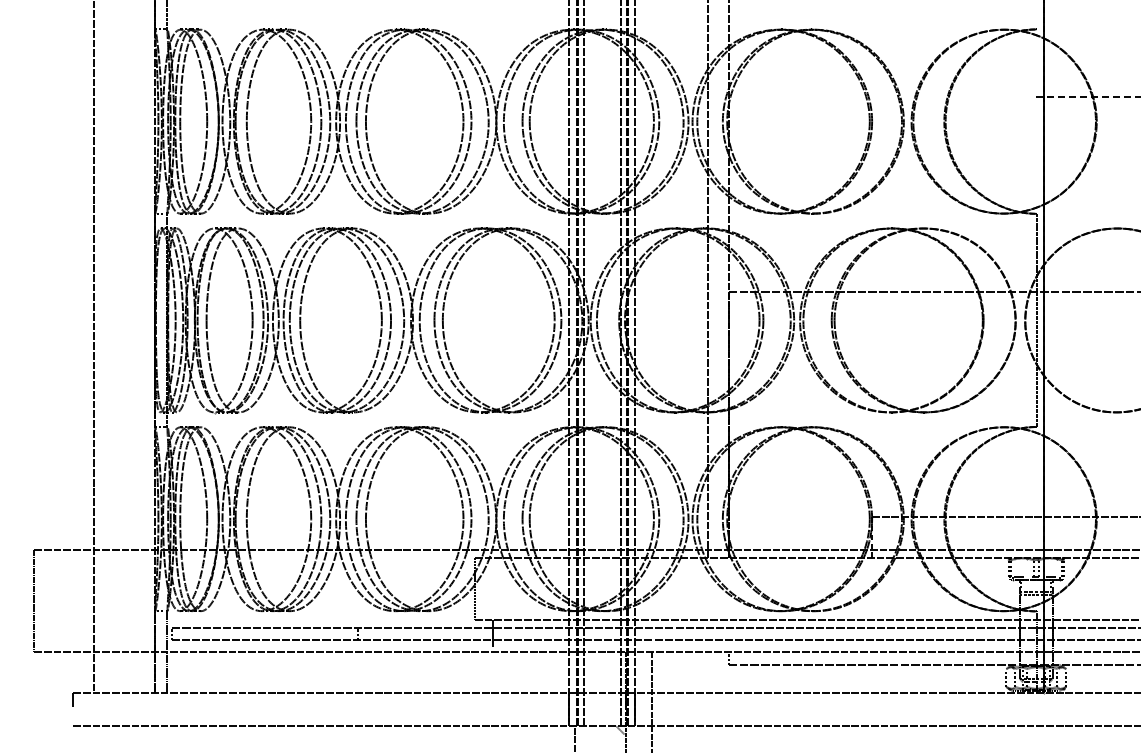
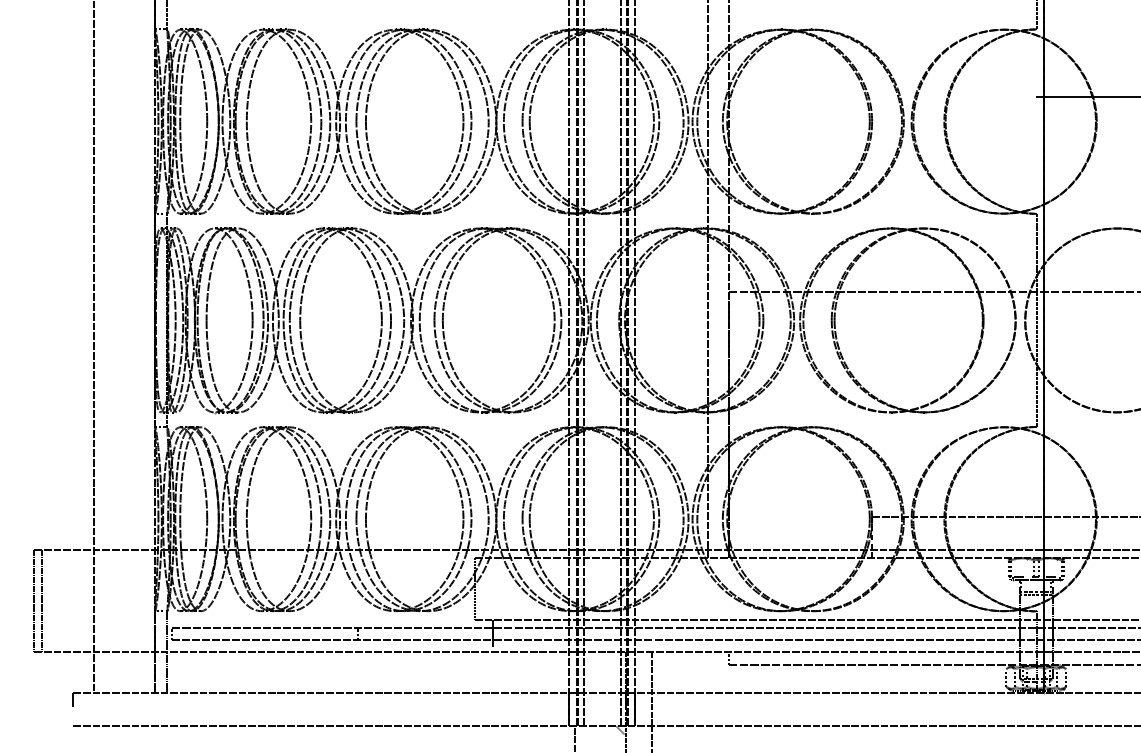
line: none -> present (1036, 15)
line: dashed -> solid (1088, 96)
line: none -> present (42, 600)
